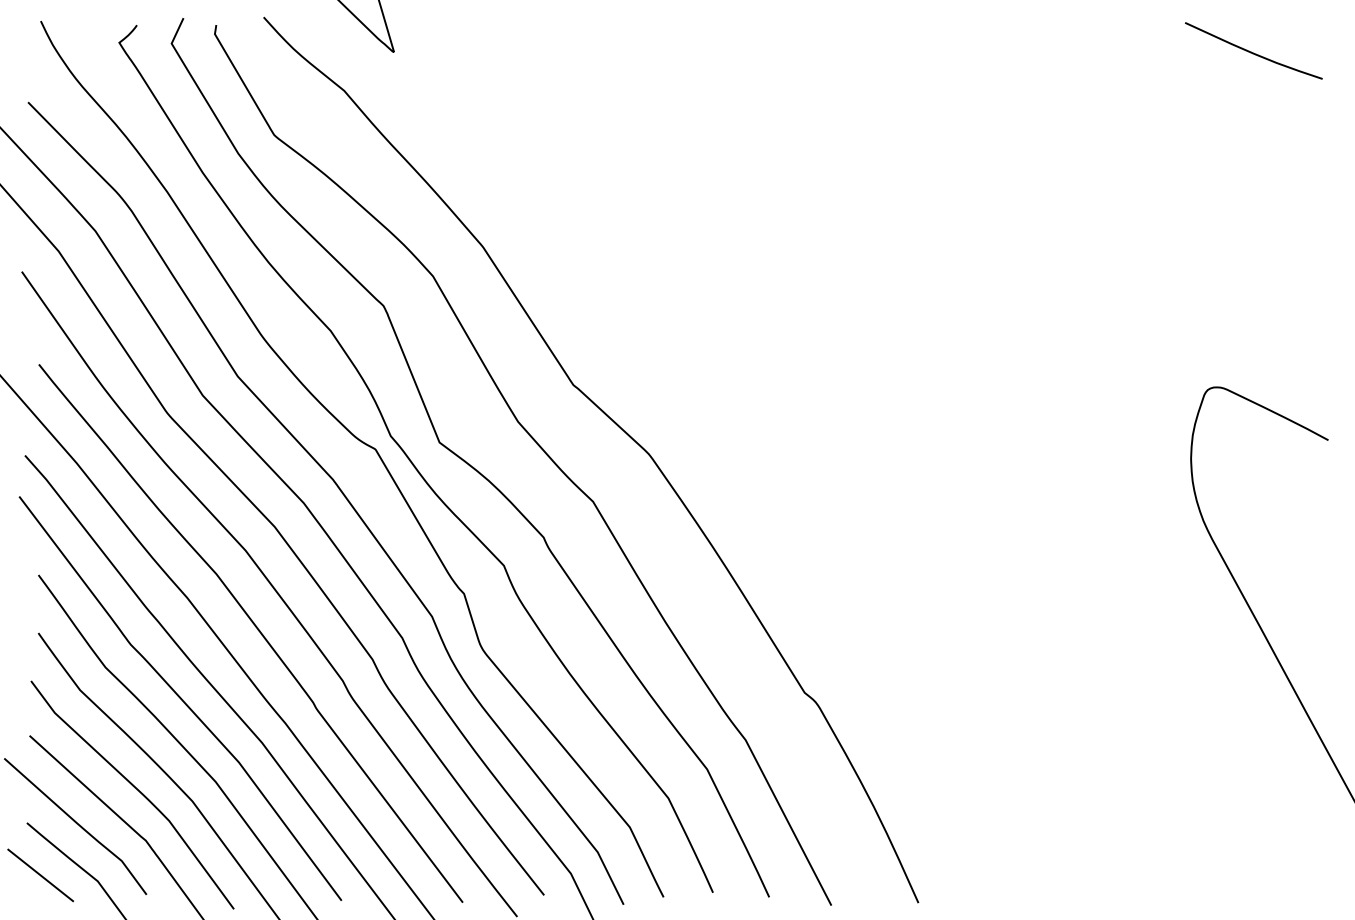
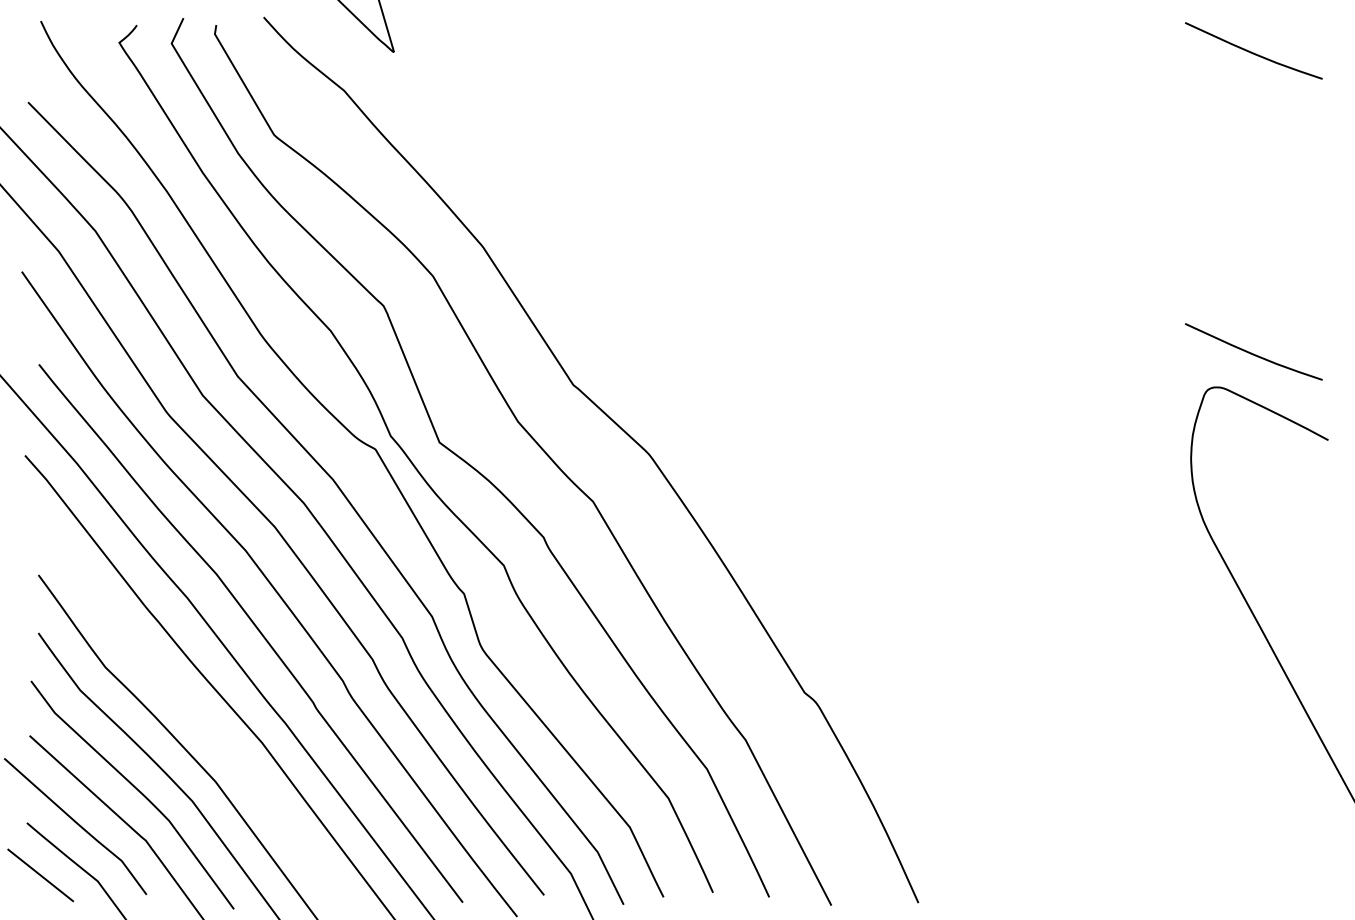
curve: none -> present (1253, 353)
curve: present -> none (180, 698)
